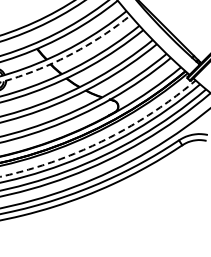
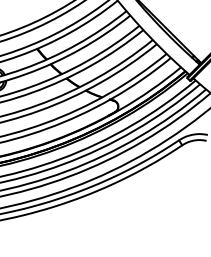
arc: dashed -> solid (68, 55)
arc: dashed -> solid (103, 140)
